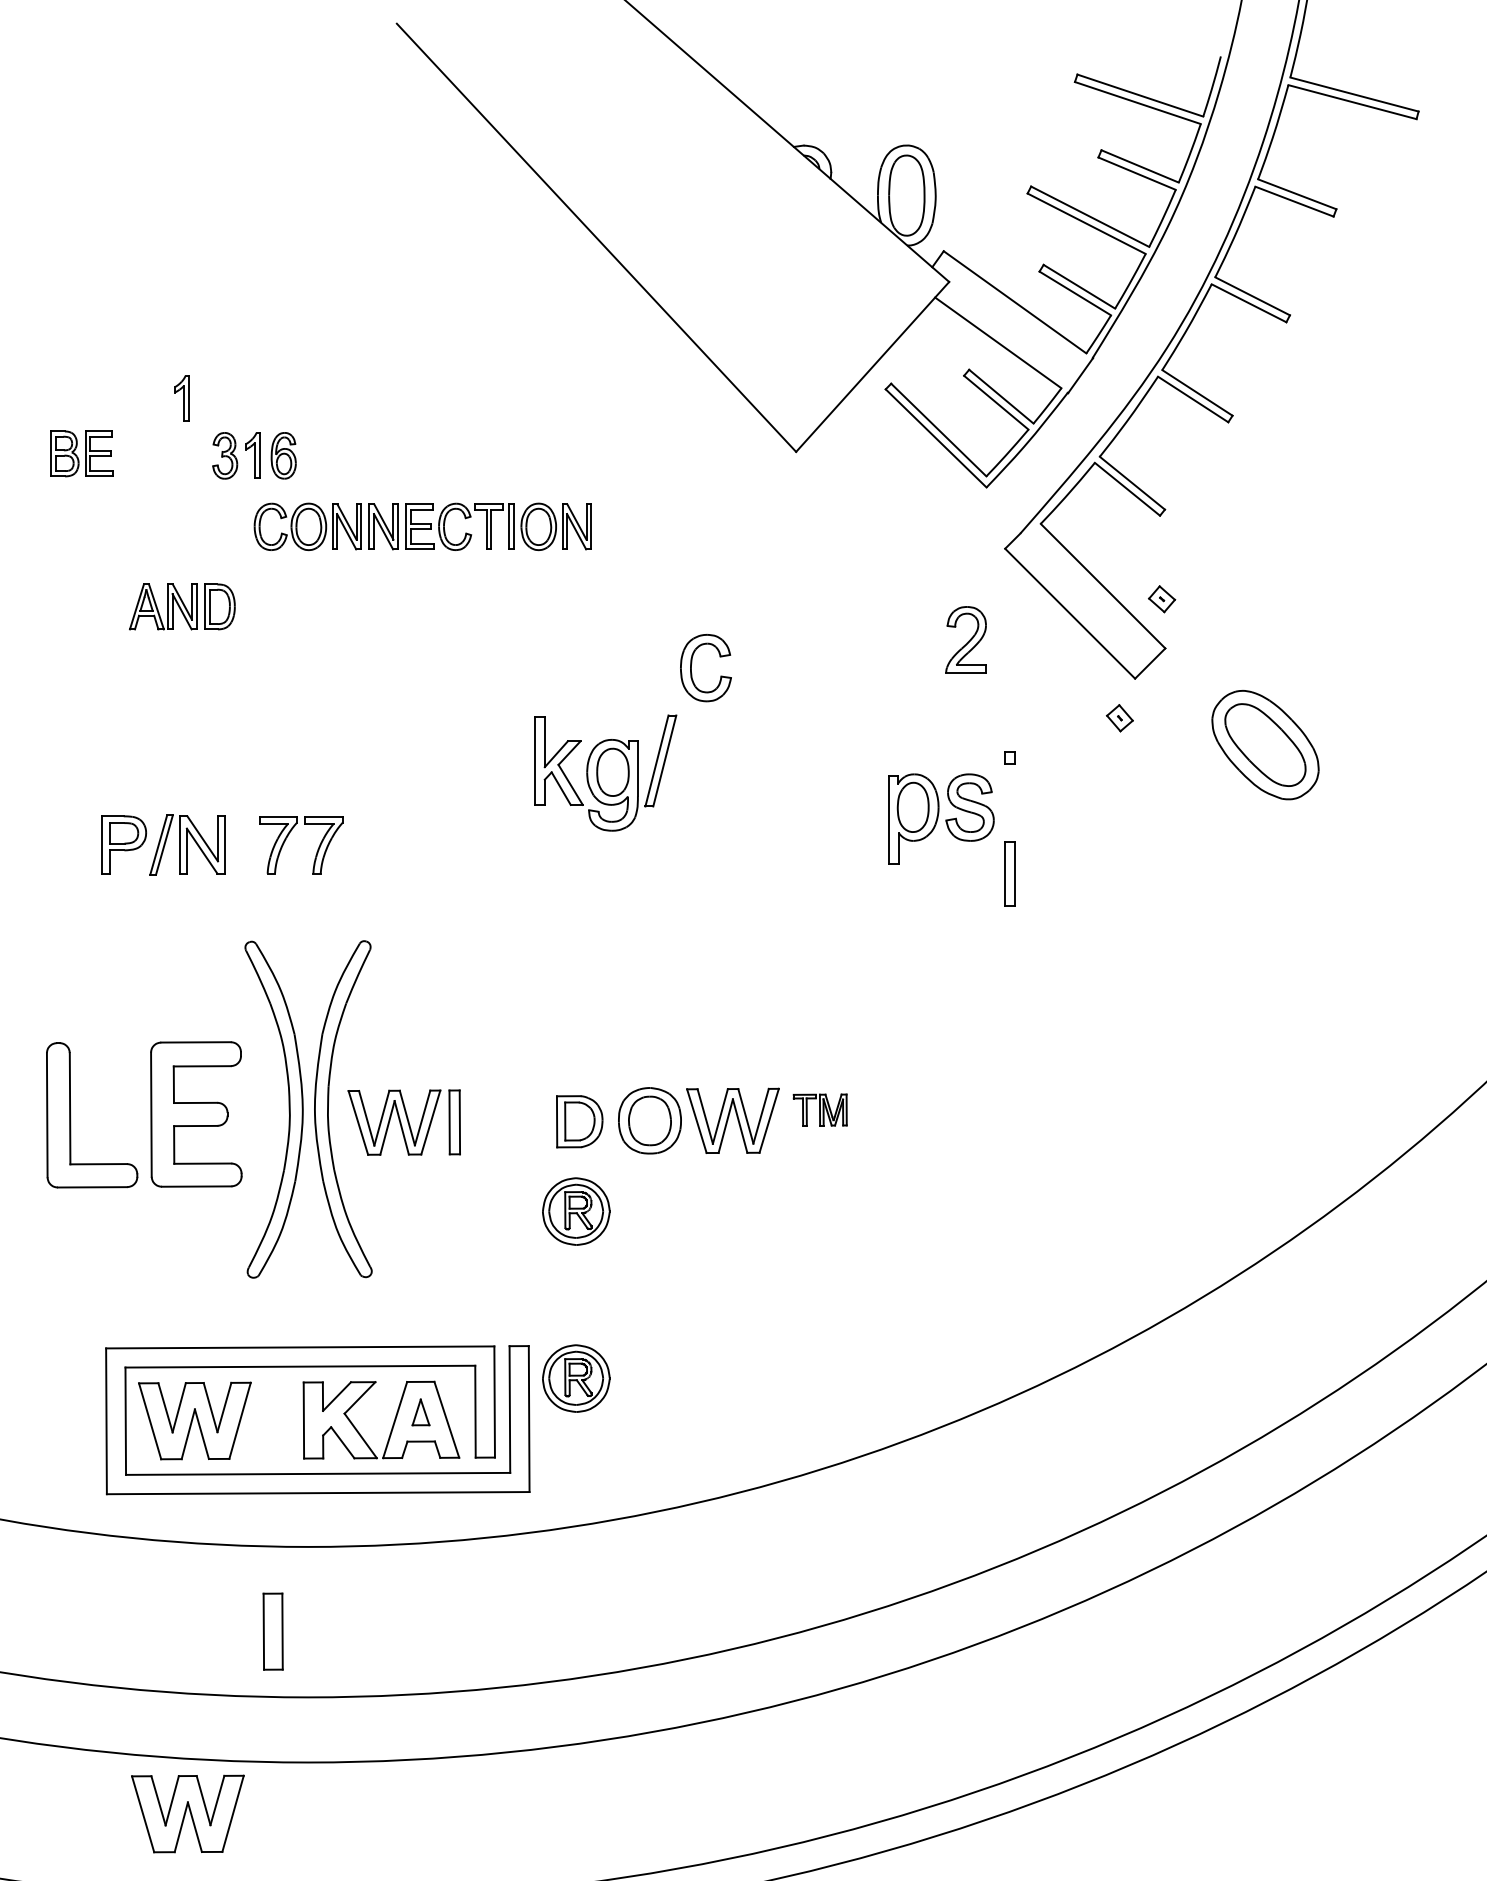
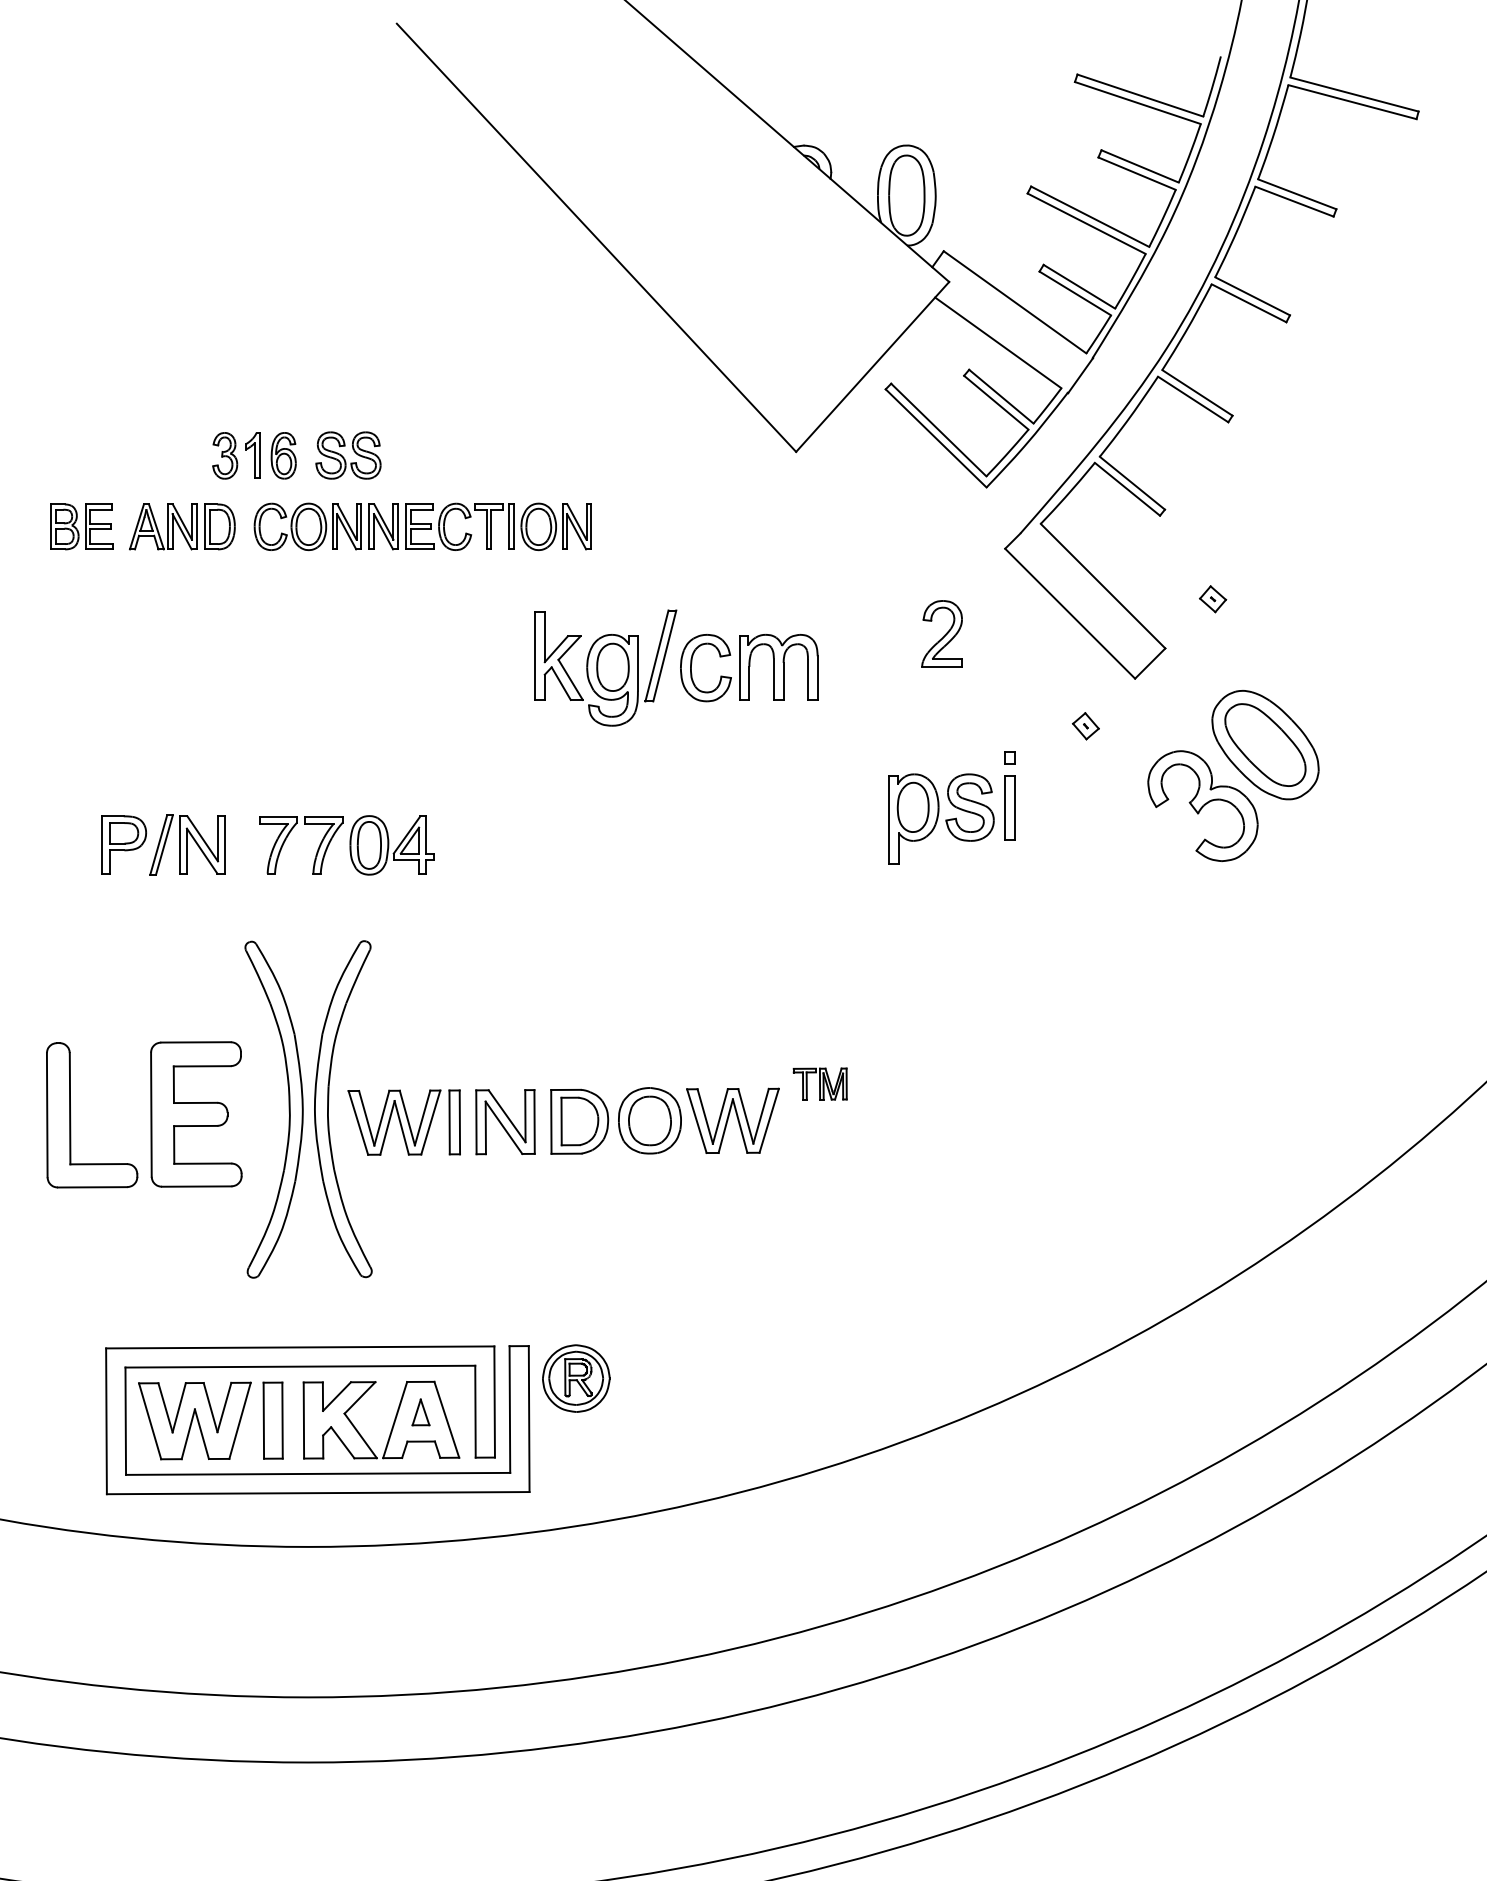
part: present -> none (181, 398)
part position: (81, 453) -> (81, 526) (81, 526)
part: none -> present (348, 455)
part position: (1162, 599) -> (1213, 599) (1213, 599)
part position: (182, 606) -> (182, 526) (182, 526)
part position: (965, 639) -> (941, 633) (941, 633)
part: none -> present (778, 667)
part position: (1119, 718) -> (1085, 726) (1085, 726)
part position: (605, 772) -> (605, 667) (605, 667)
part: none -> present (1202, 805)
part: none -> present (391, 845)
part position: (1009, 873) -> (1009, 807) (1009, 807)
part position: (819, 1109) -> (819, 1083) (819, 1083)
part size: 48x54 px -> 60x67 px (579, 1121)
part: none -> present (505, 1122)
part: present -> none (576, 1211)
part position: (272, 1631) -> (272, 1420) (272, 1420)
part: present -> none (187, 1813)
